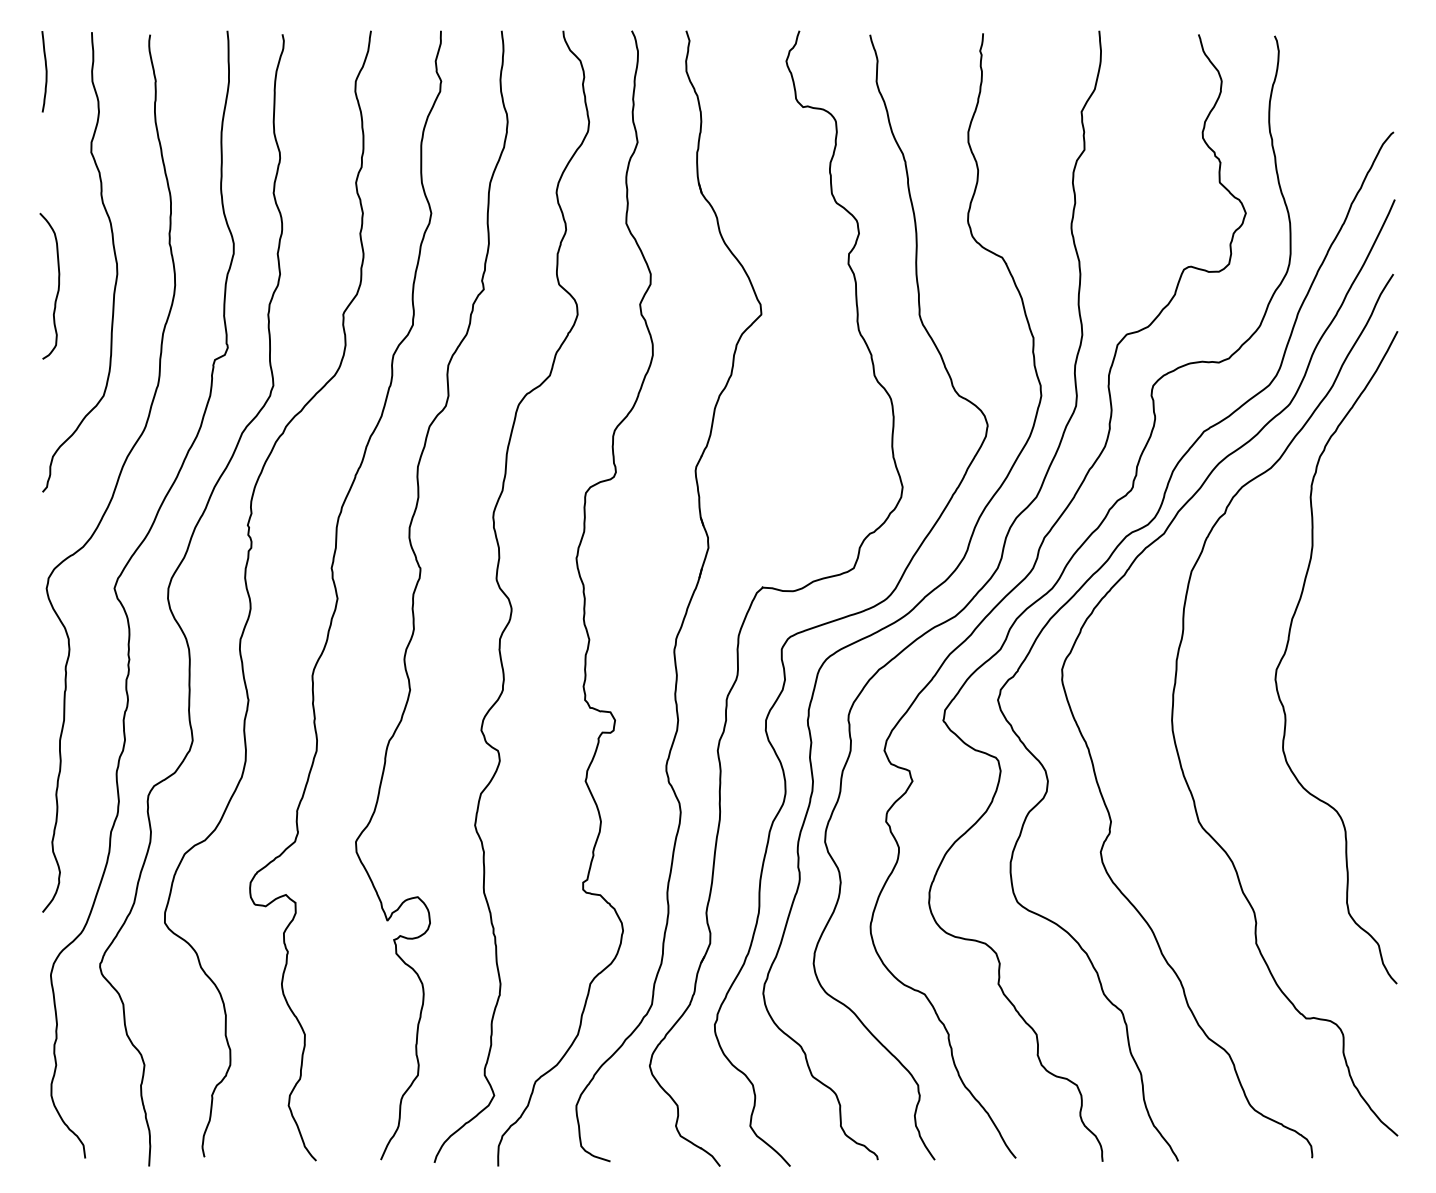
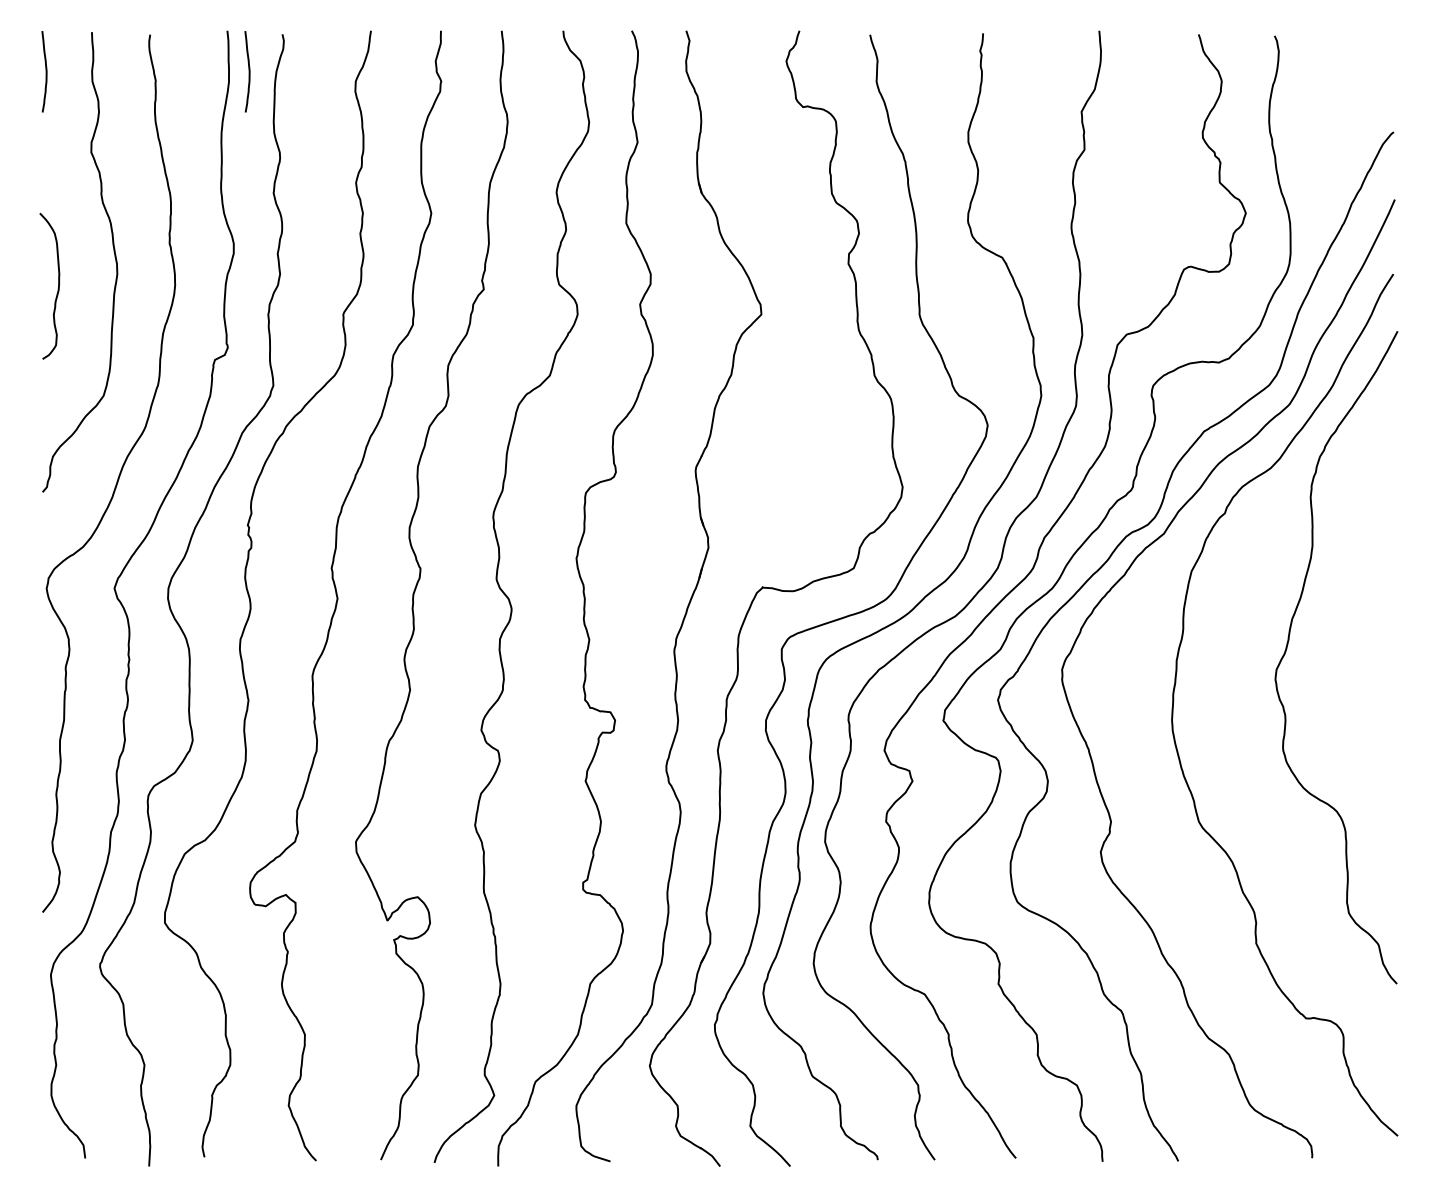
curve: none -> present (248, 71)
